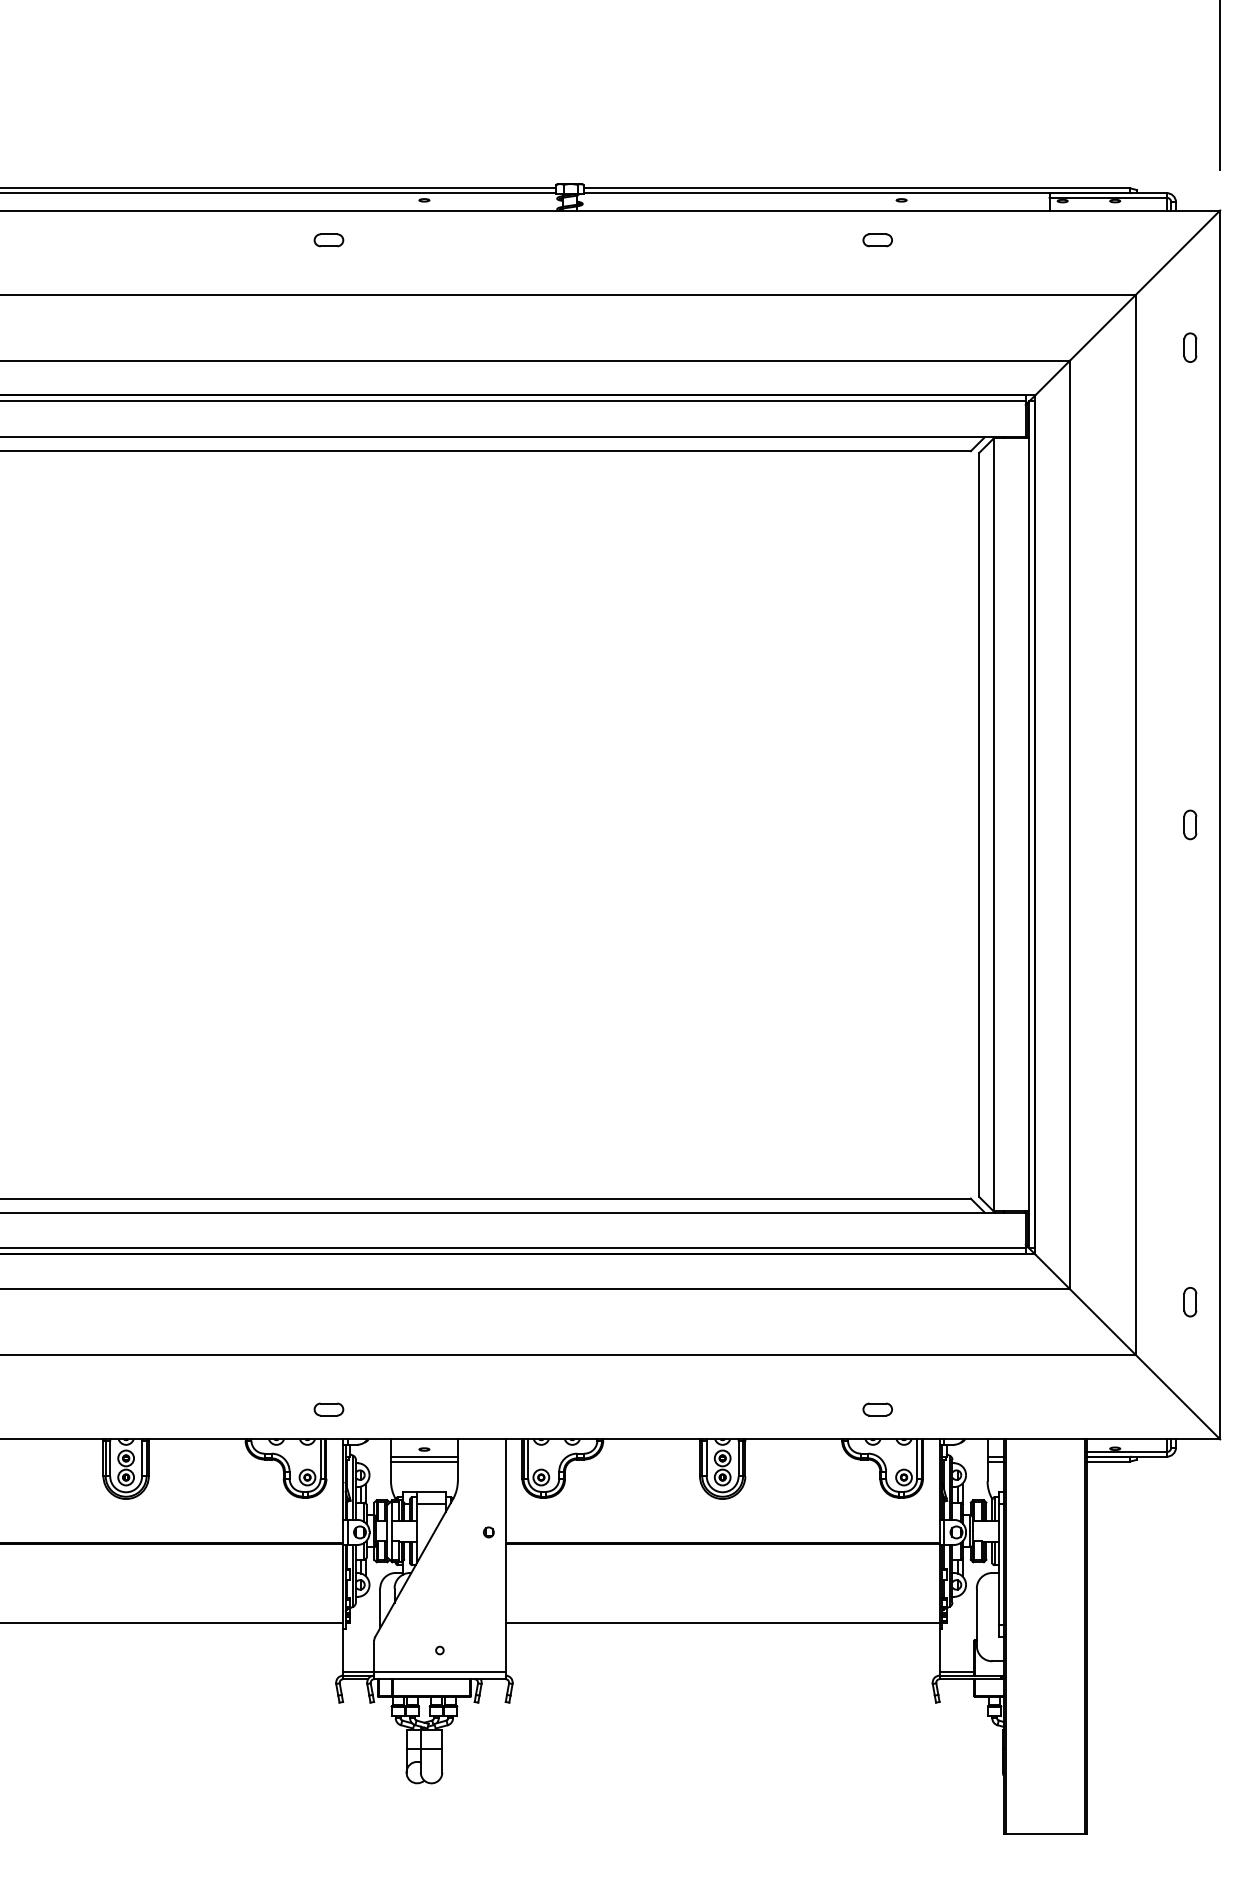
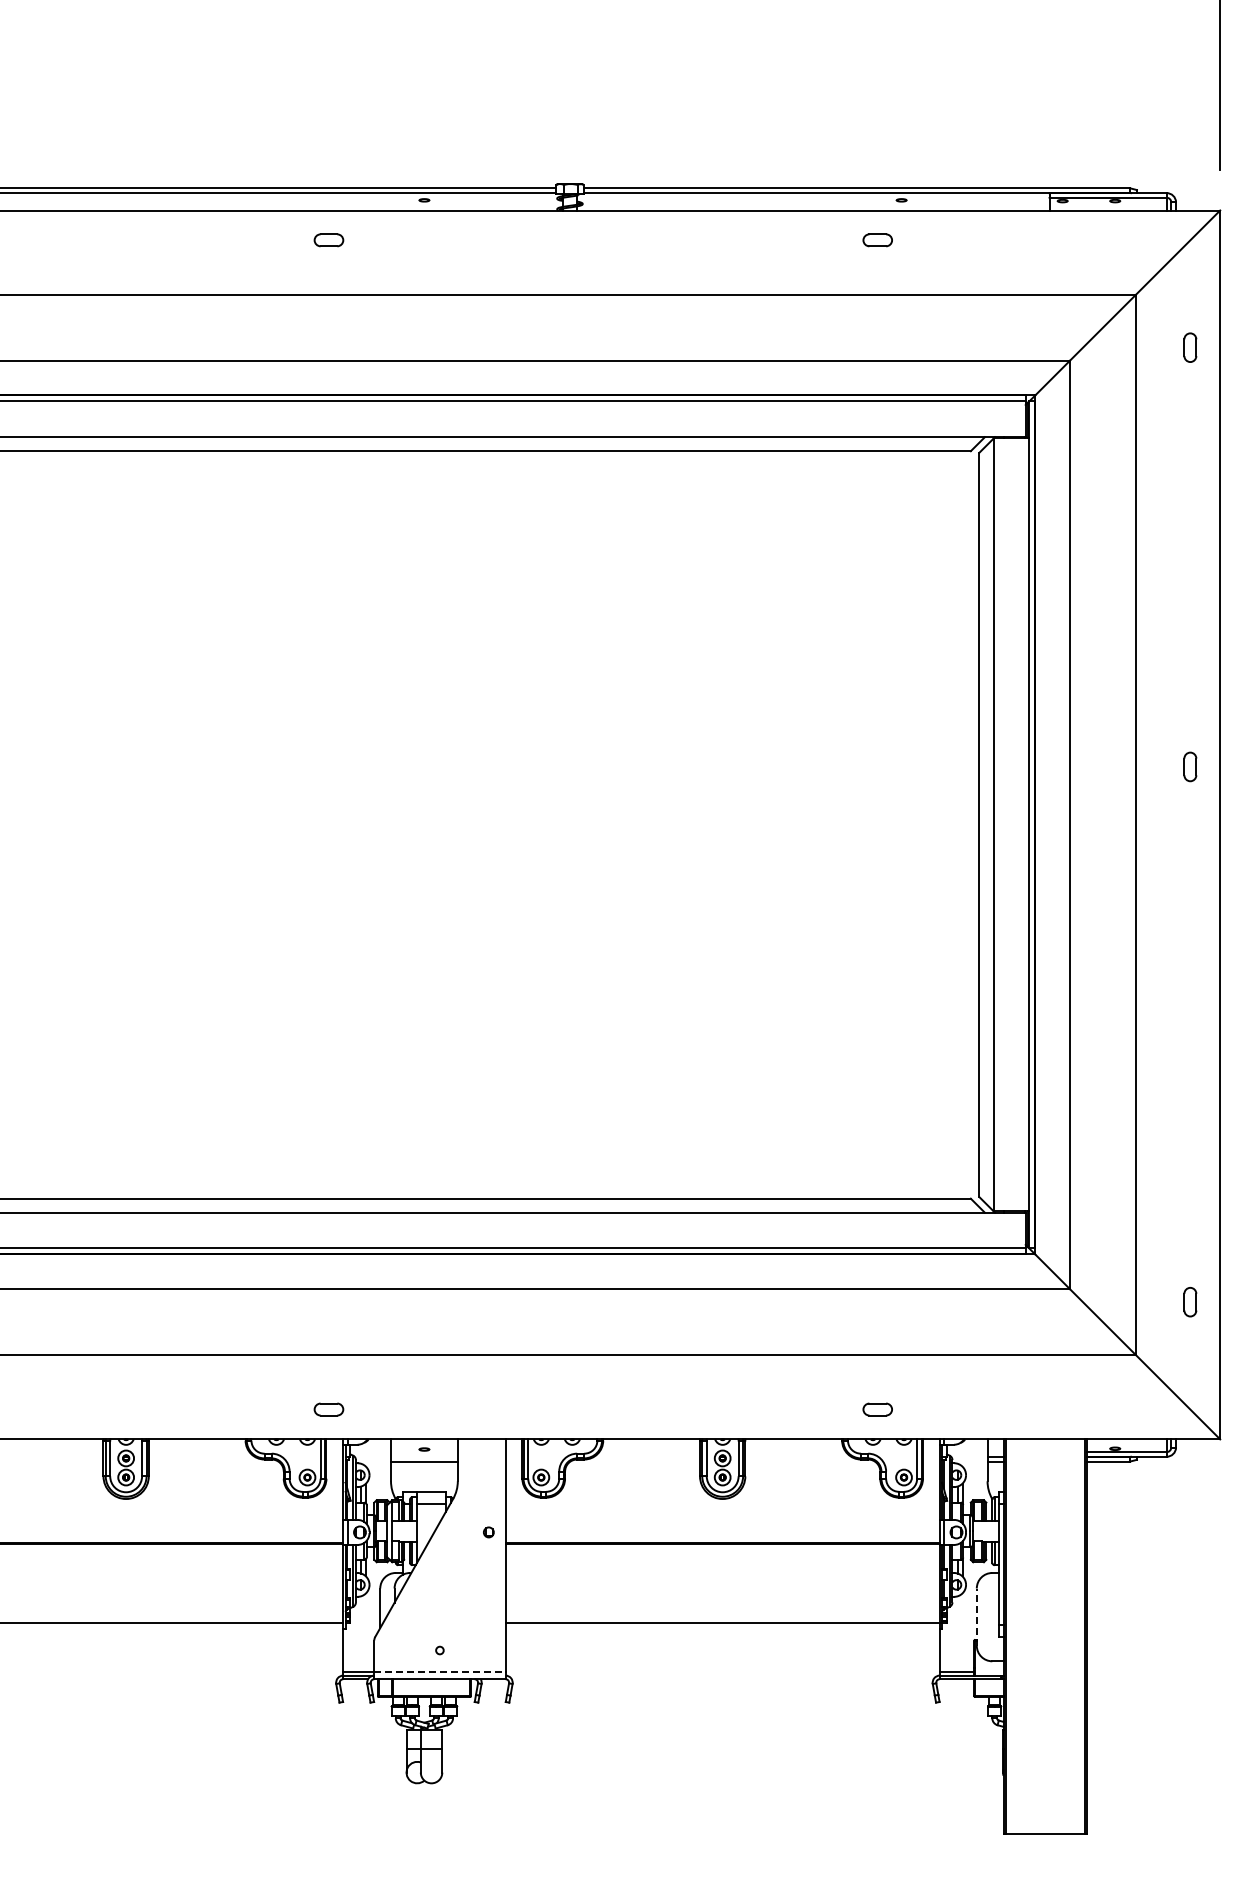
part position: (1190, 824) -> (1190, 766) (1190, 766)
line: present -> none (424, 1457)
line: solid -> dashed (976, 1617)
line: solid -> dashed (439, 1672)
